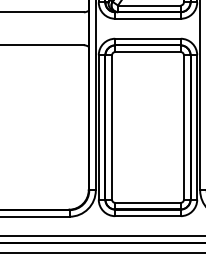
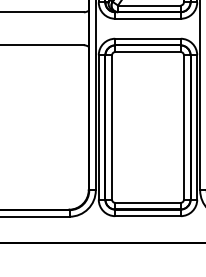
line: present -> none (102, 236)
line: present -> none (102, 252)
